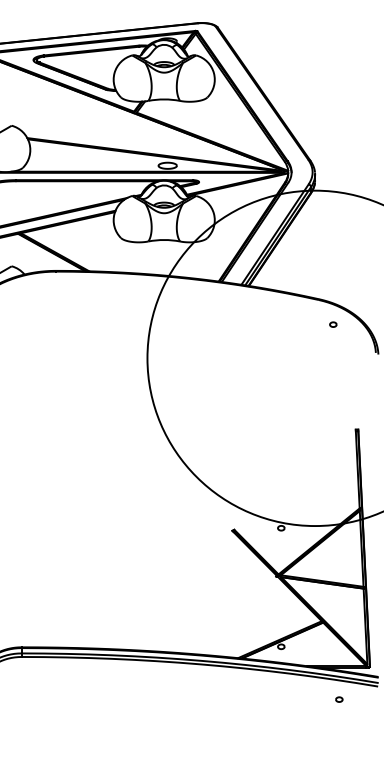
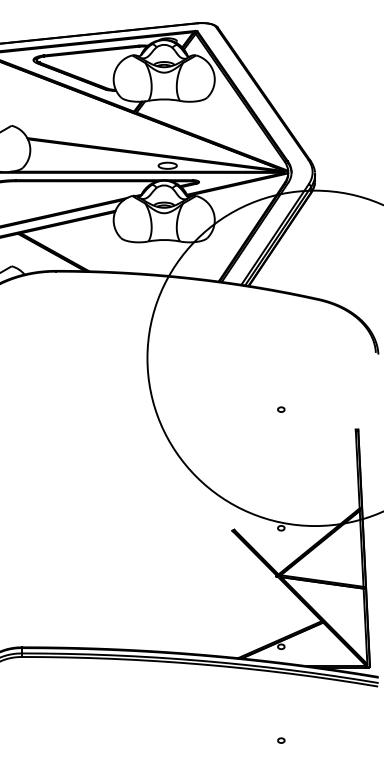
part position: (333, 324) -> (281, 409) (281, 409)
part position: (339, 699) -> (281, 740) (281, 740)
